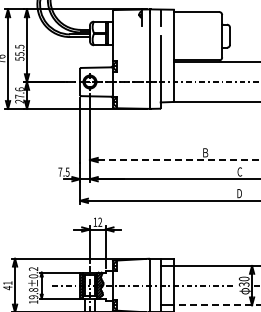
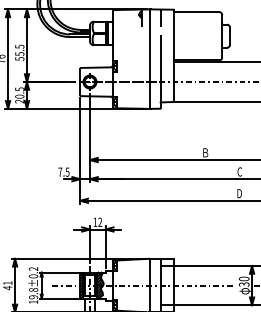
text: 27.6 -> 20.5 (19, 92)
line: dashed -> solid (179, 160)
line: dashed -> solid (216, 305)
